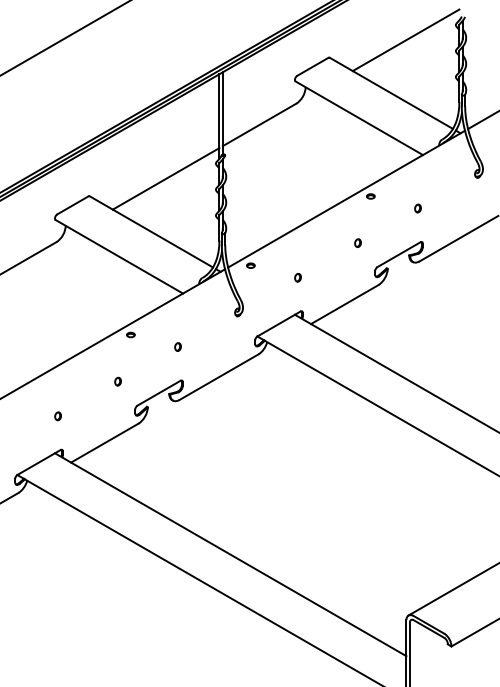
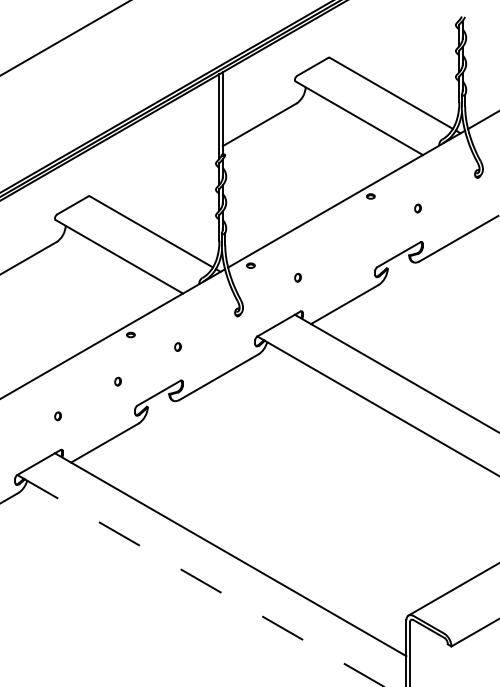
line: present -> none (405, 40)
line: present -> none (165, 178)
part: present -> none (357, 242)
line: solid -> dashed (200, 580)
